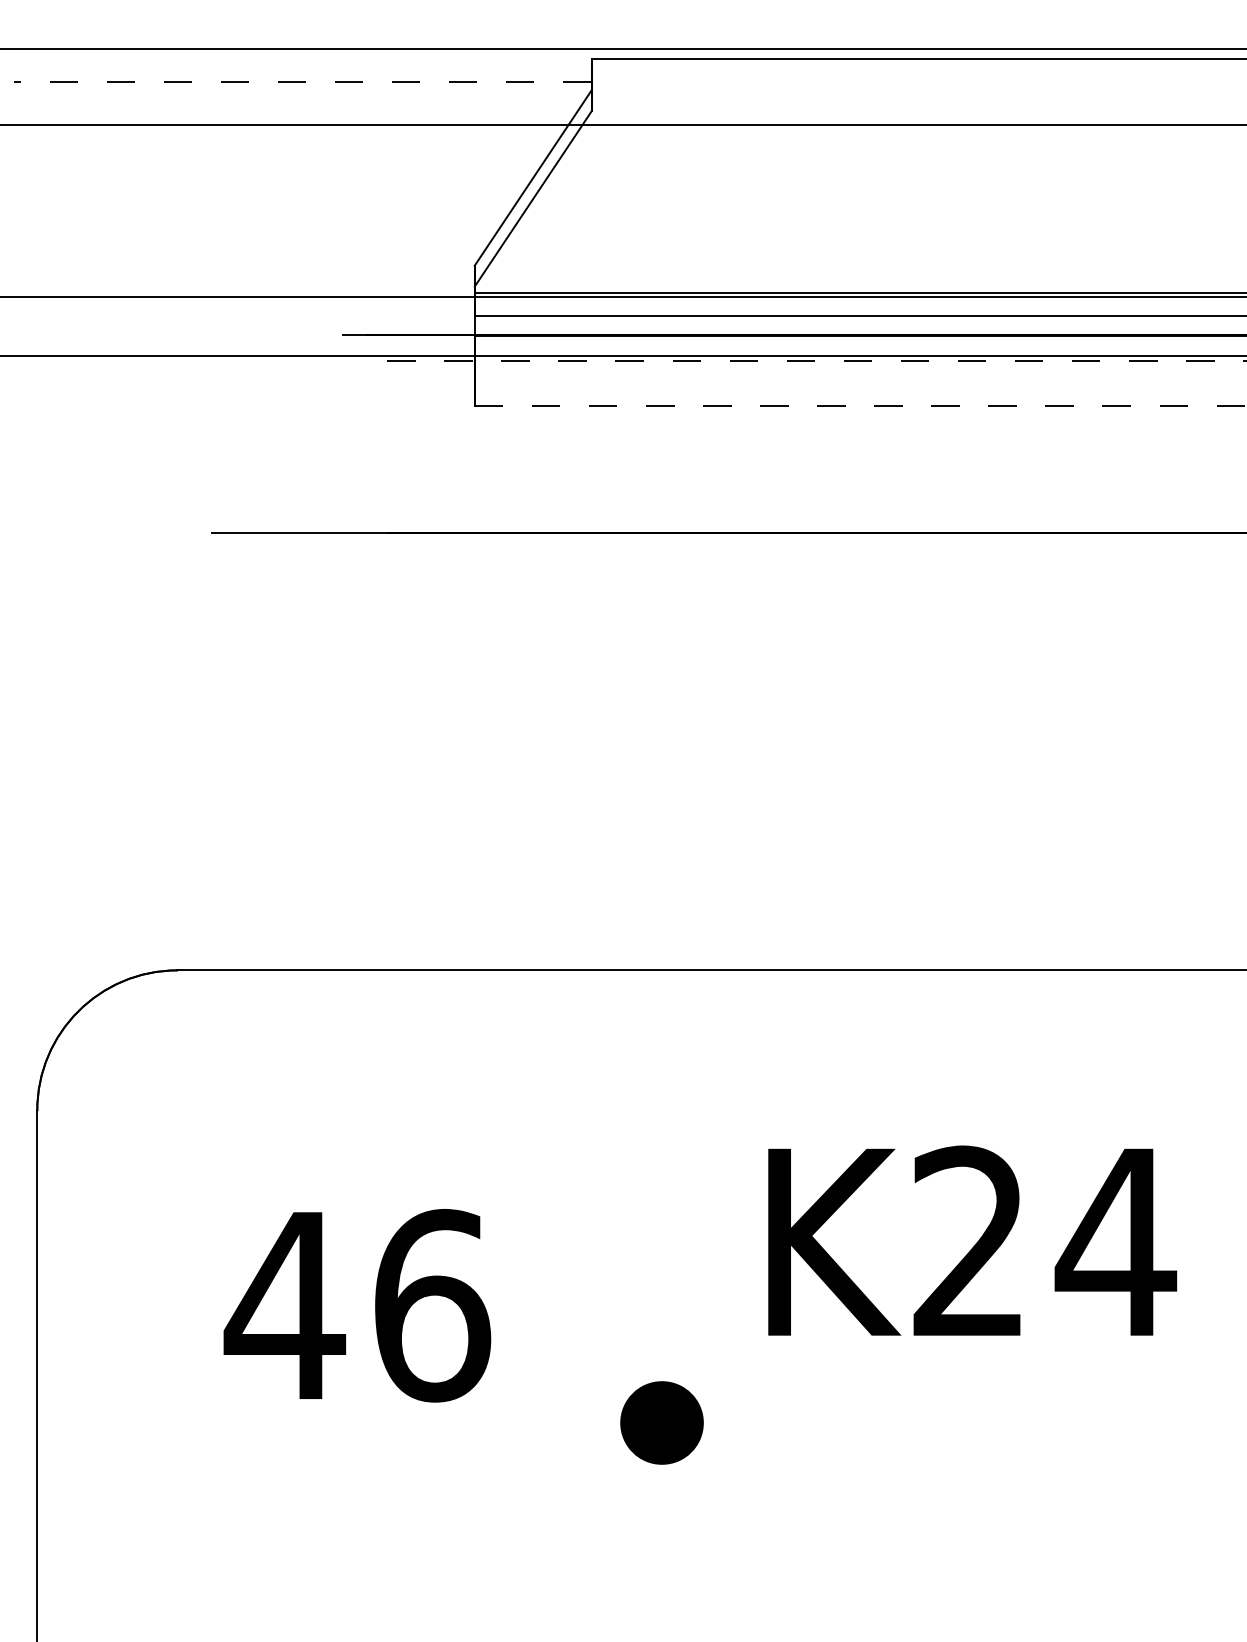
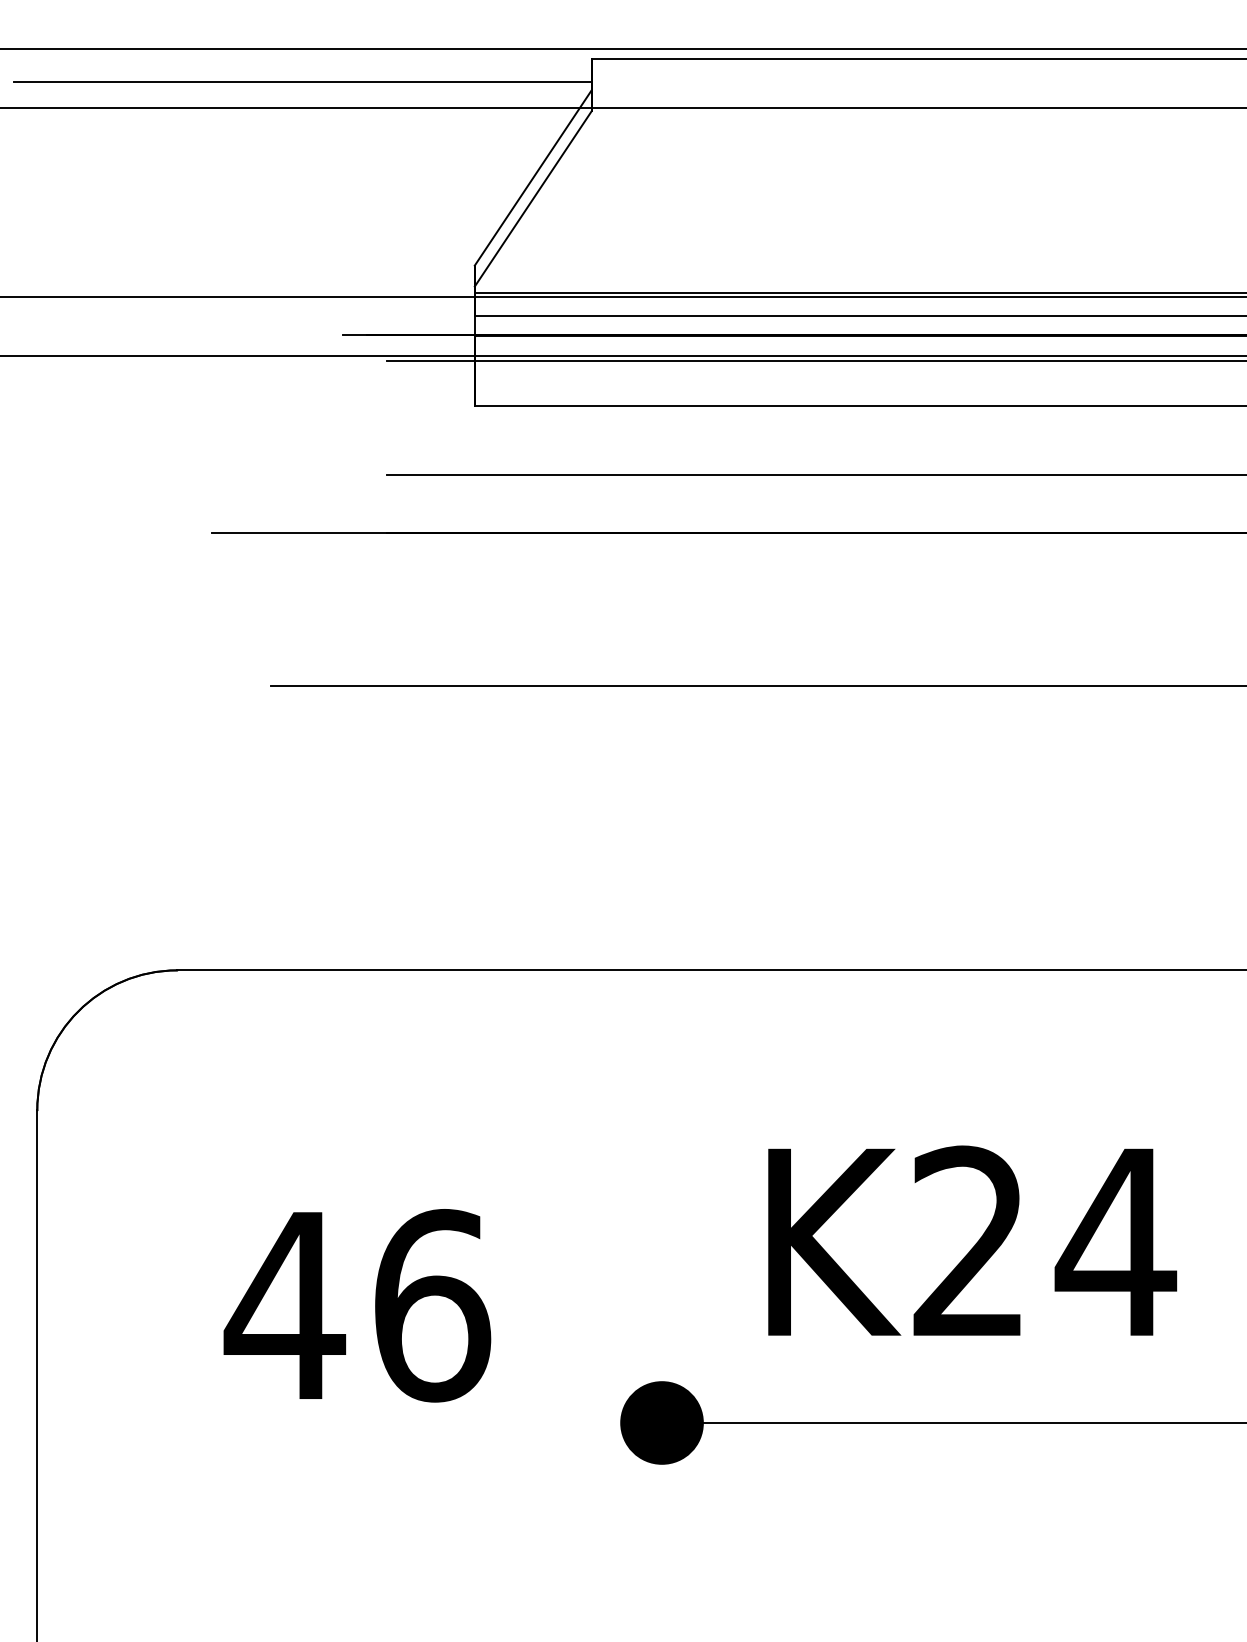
line: dashed -> solid (302, 82)
line position: (622, 124) -> (622, 107) (622, 107)
line: dashed -> solid (816, 361)
line: dashed -> solid (860, 405)
line: none -> present (815, 475)
line: none -> present (756, 685)
line: none -> present (972, 1423)
